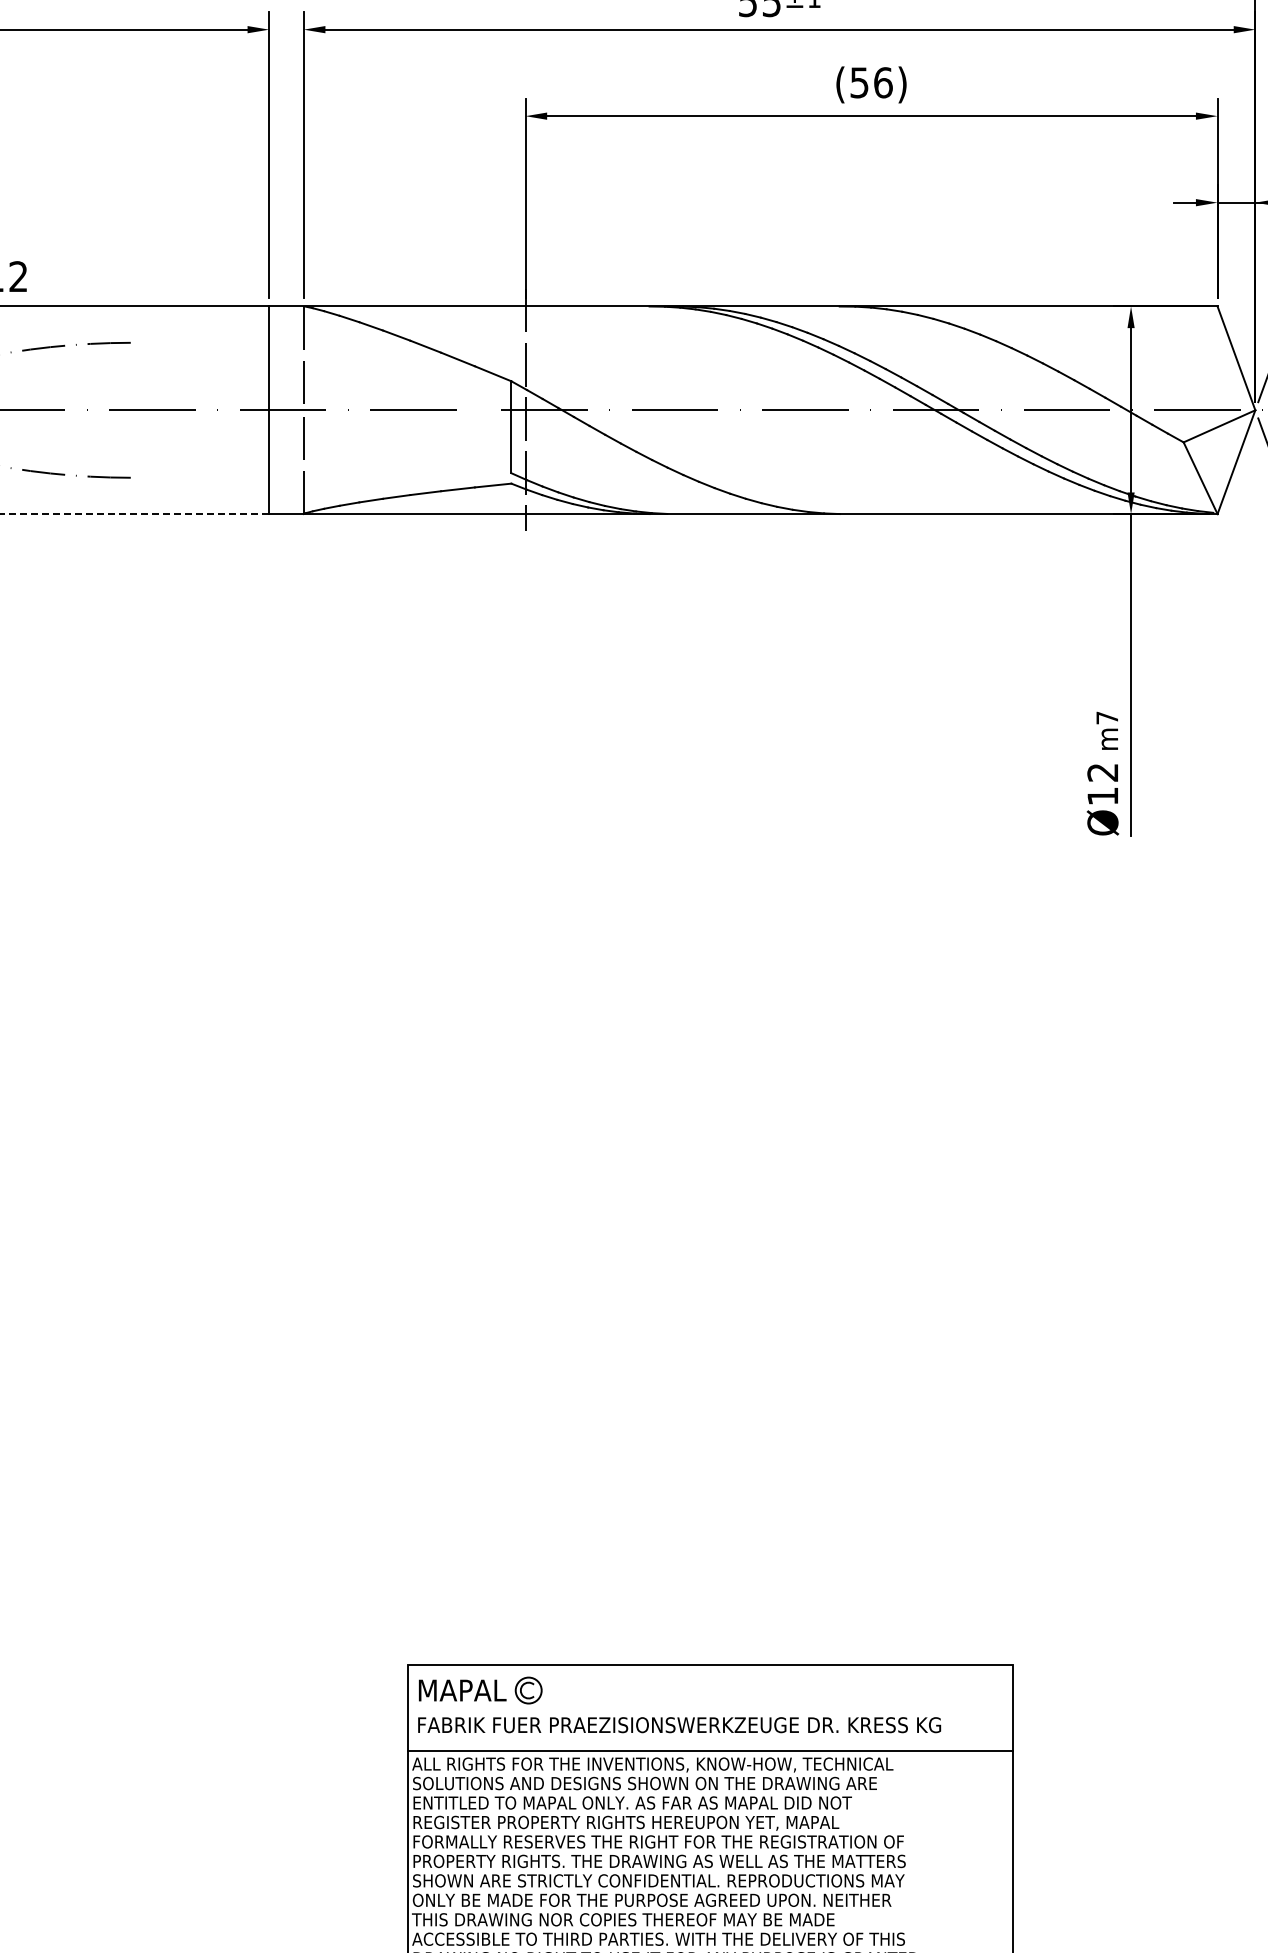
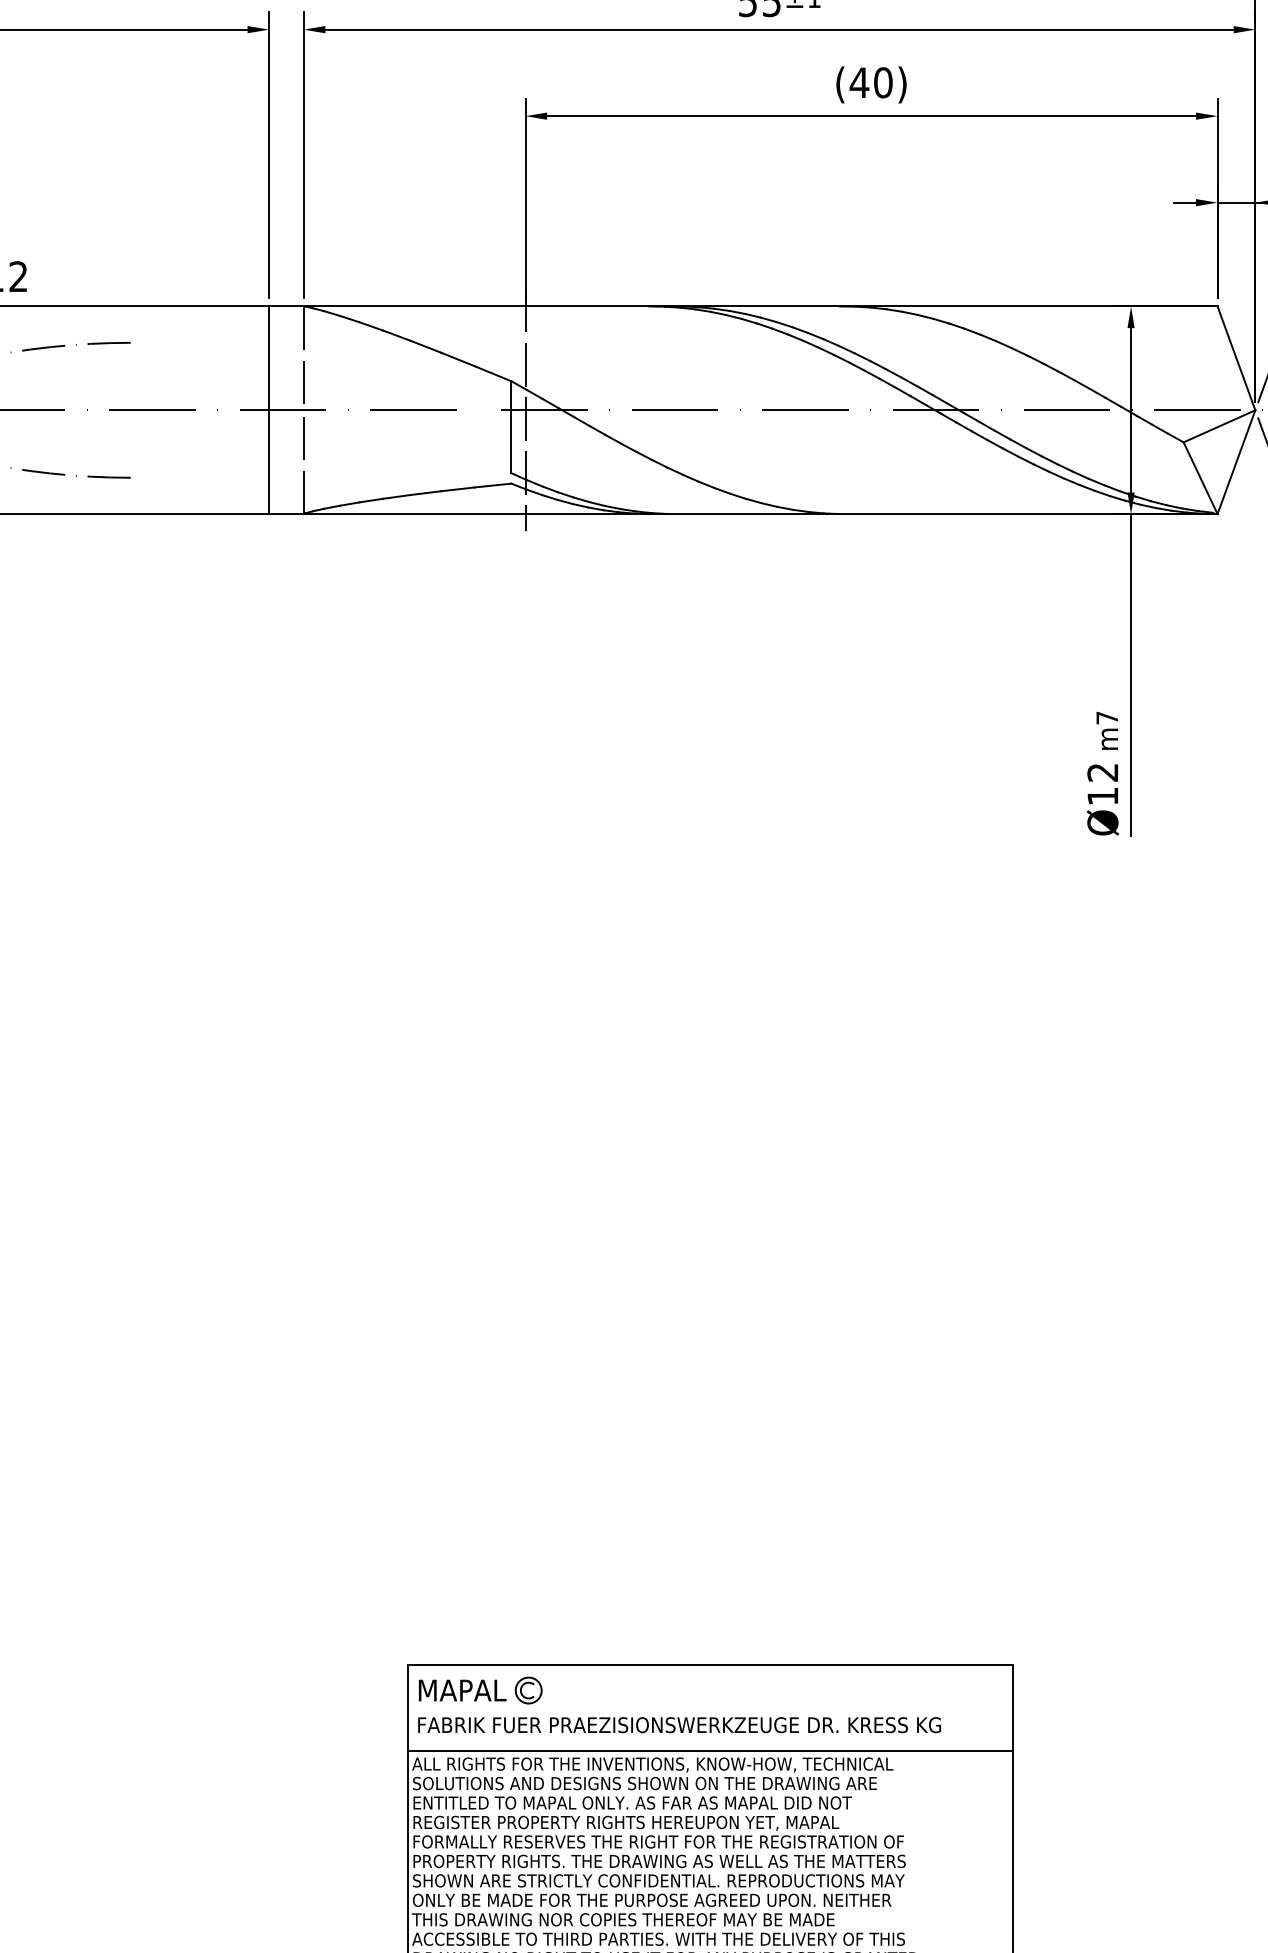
text: (56) -> (40) (870, 82)
line: dashed -> solid (135, 514)
